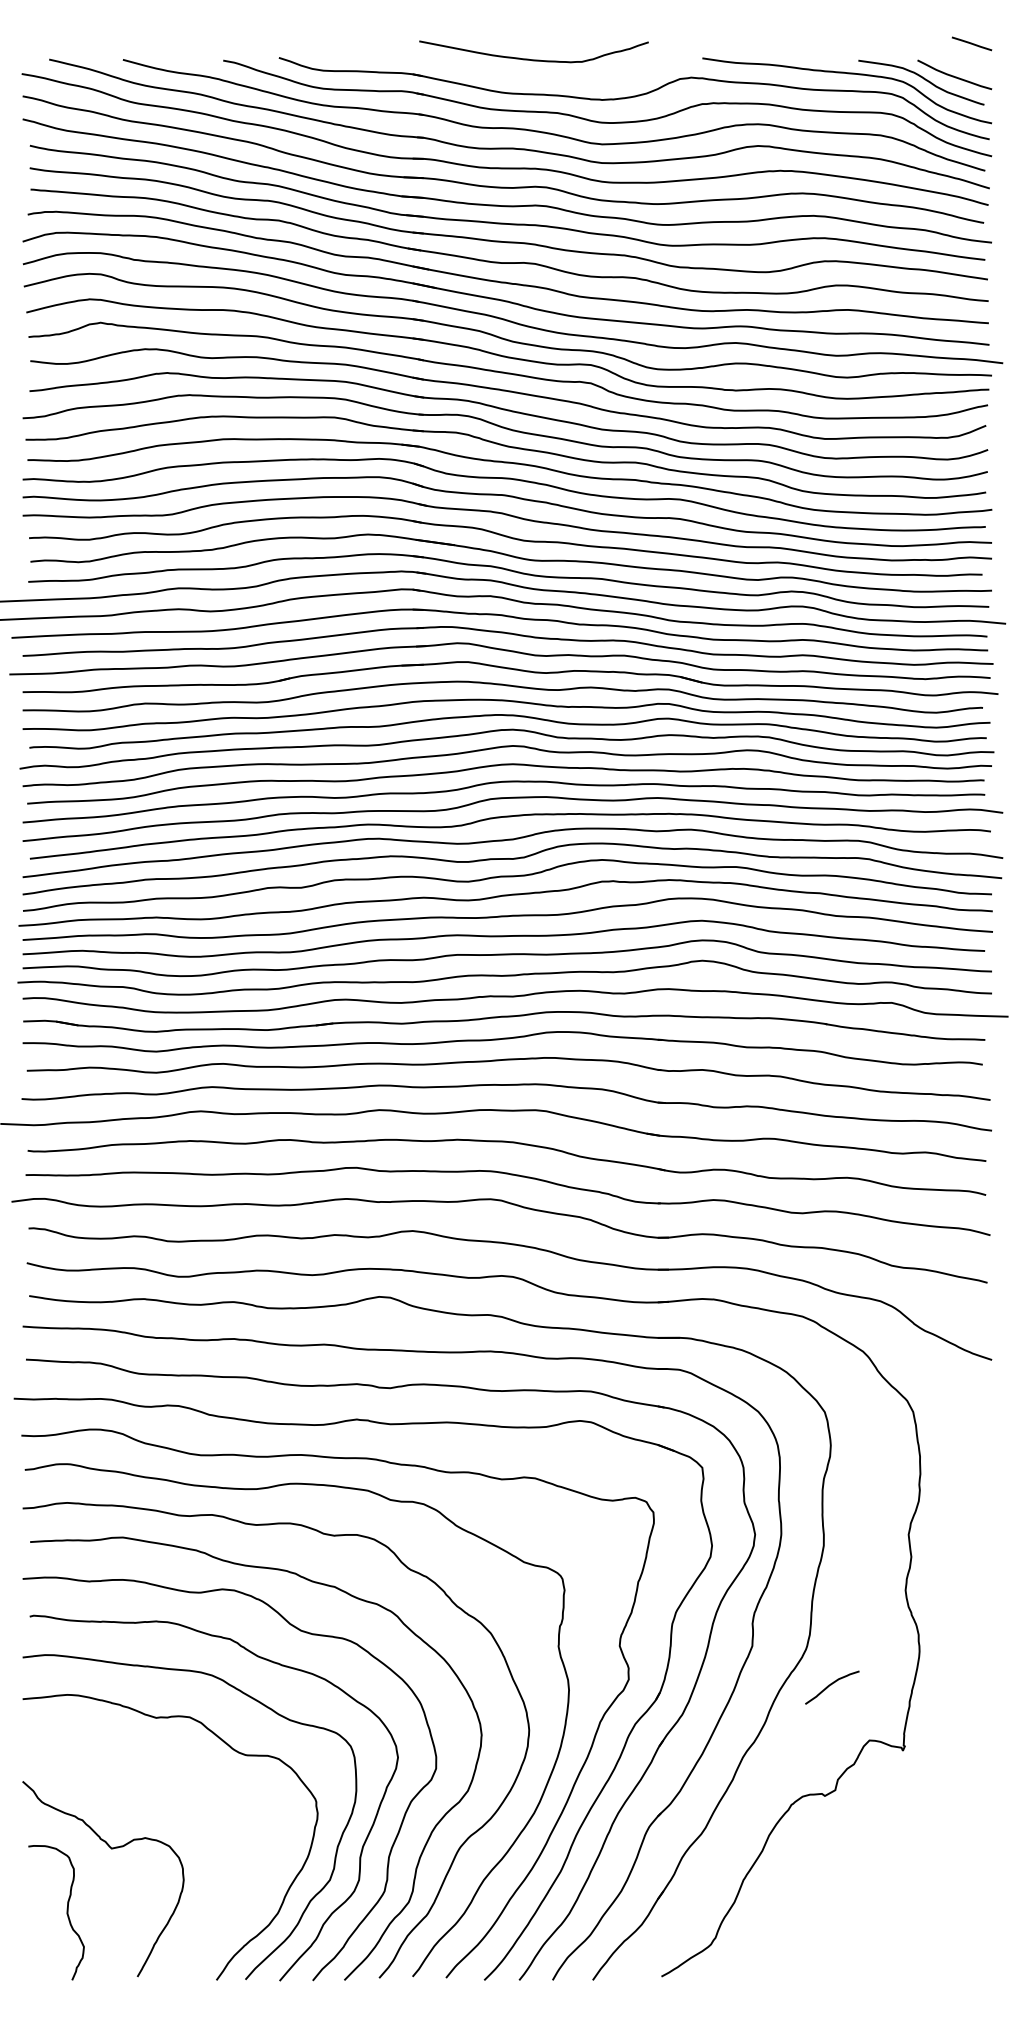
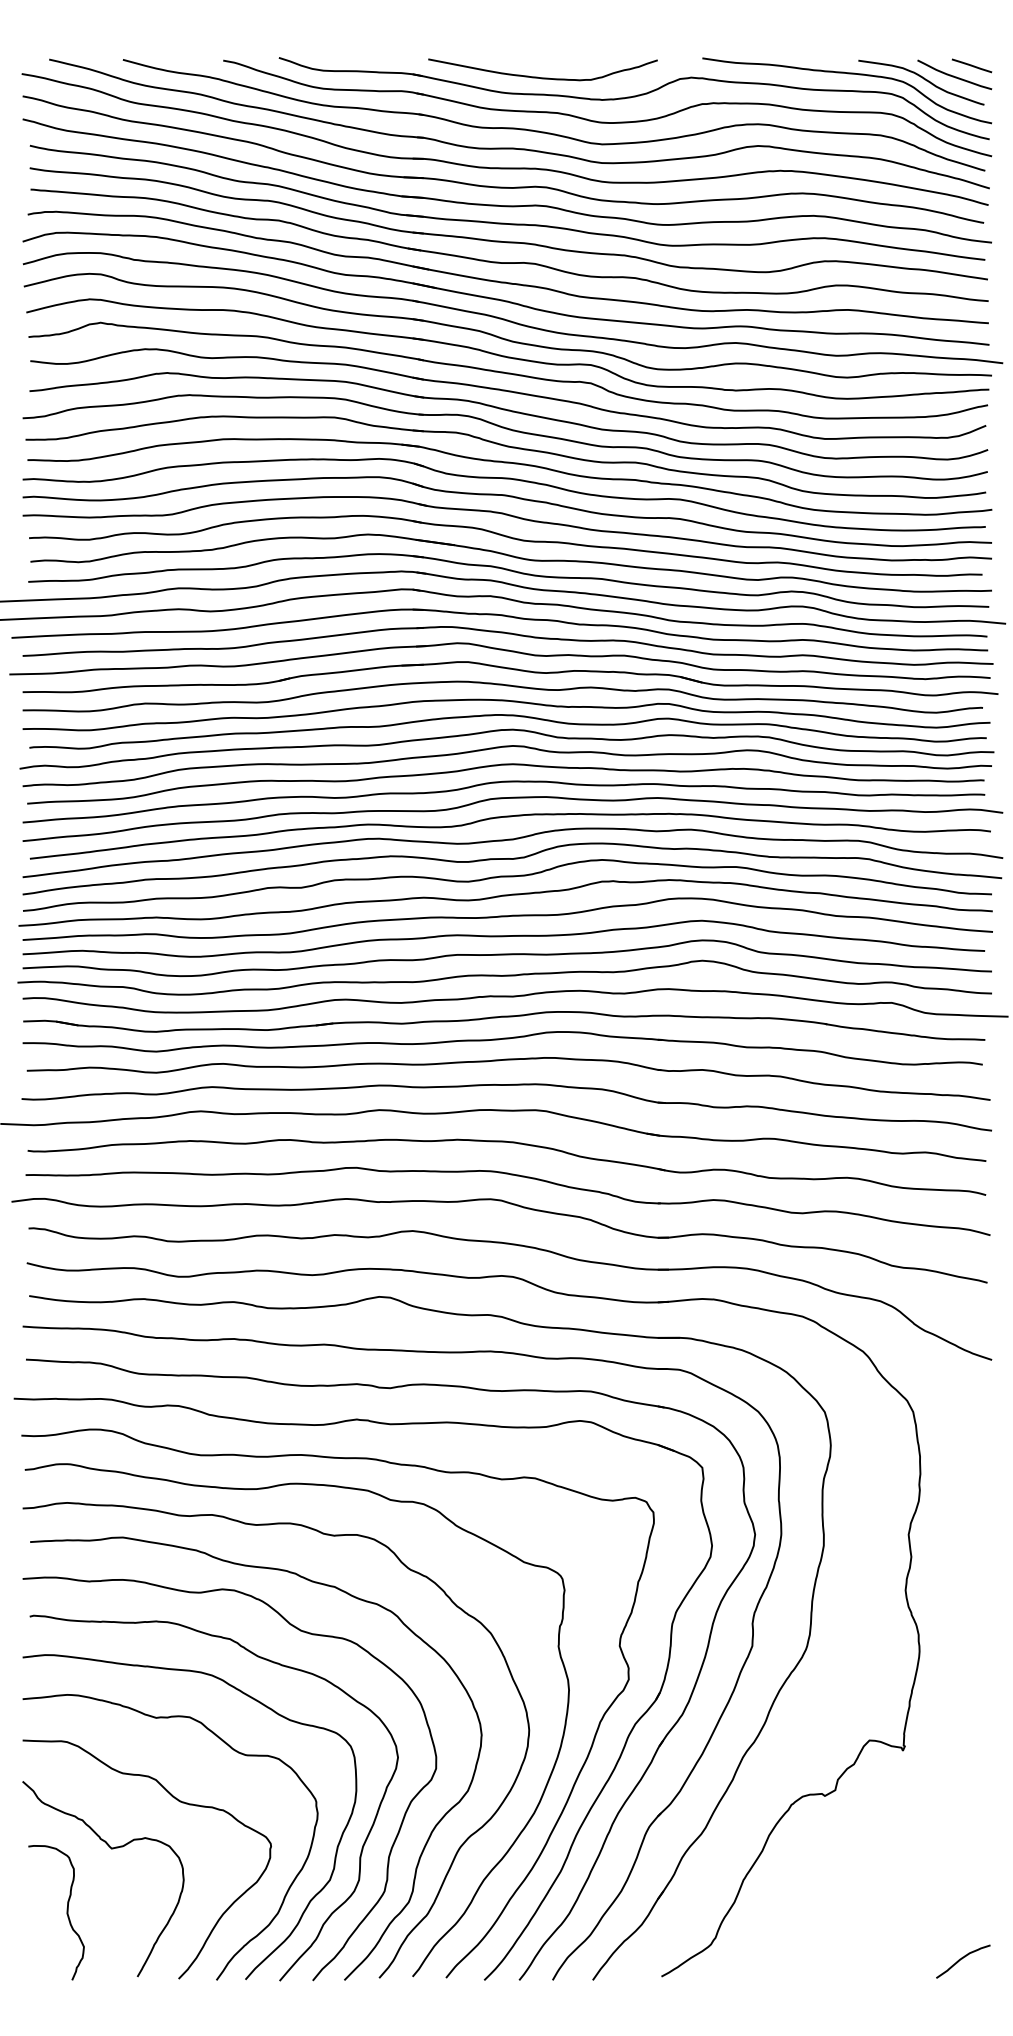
line position: (971, 43) -> (971, 65) (971, 65)
curve position: (533, 59) -> (542, 77) (542, 77)
curve position: (831, 1685) -> (962, 1959) (962, 1959)
curve: none -> present (178, 1801)
